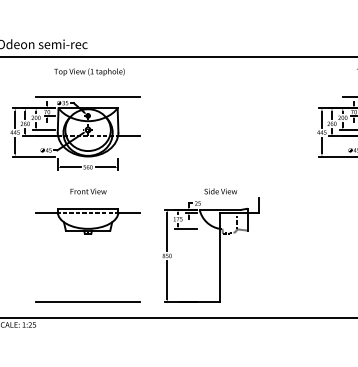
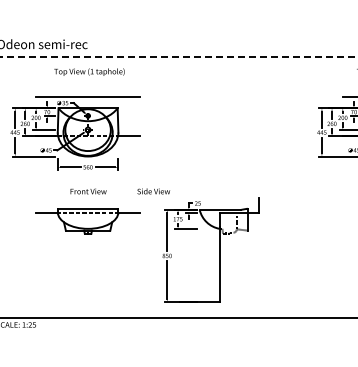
line: solid -> dashed (179, 56)
text position: (220, 191) -> (153, 191) (153, 191)
line: present -> none (87, 301)
